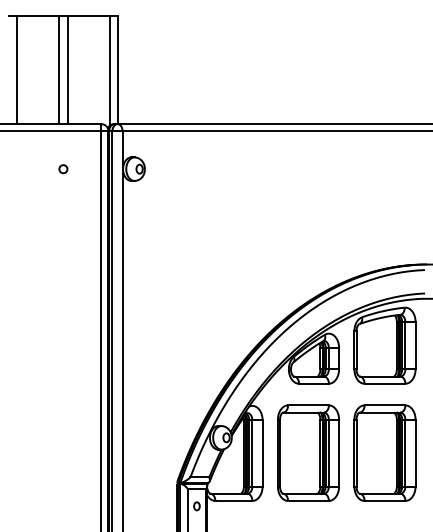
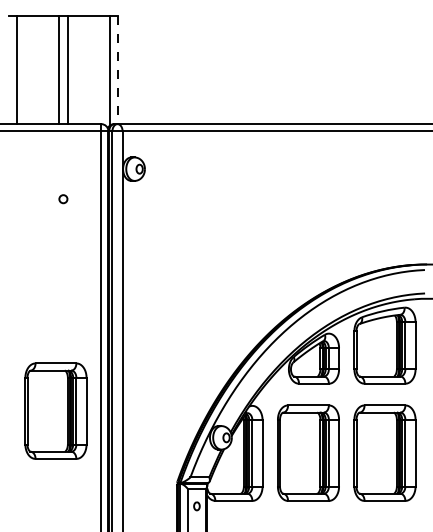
line: solid -> dashed (117, 70)
circle position: (63, 169) -> (63, 199) (63, 199)
part: none -> present (55, 410)
